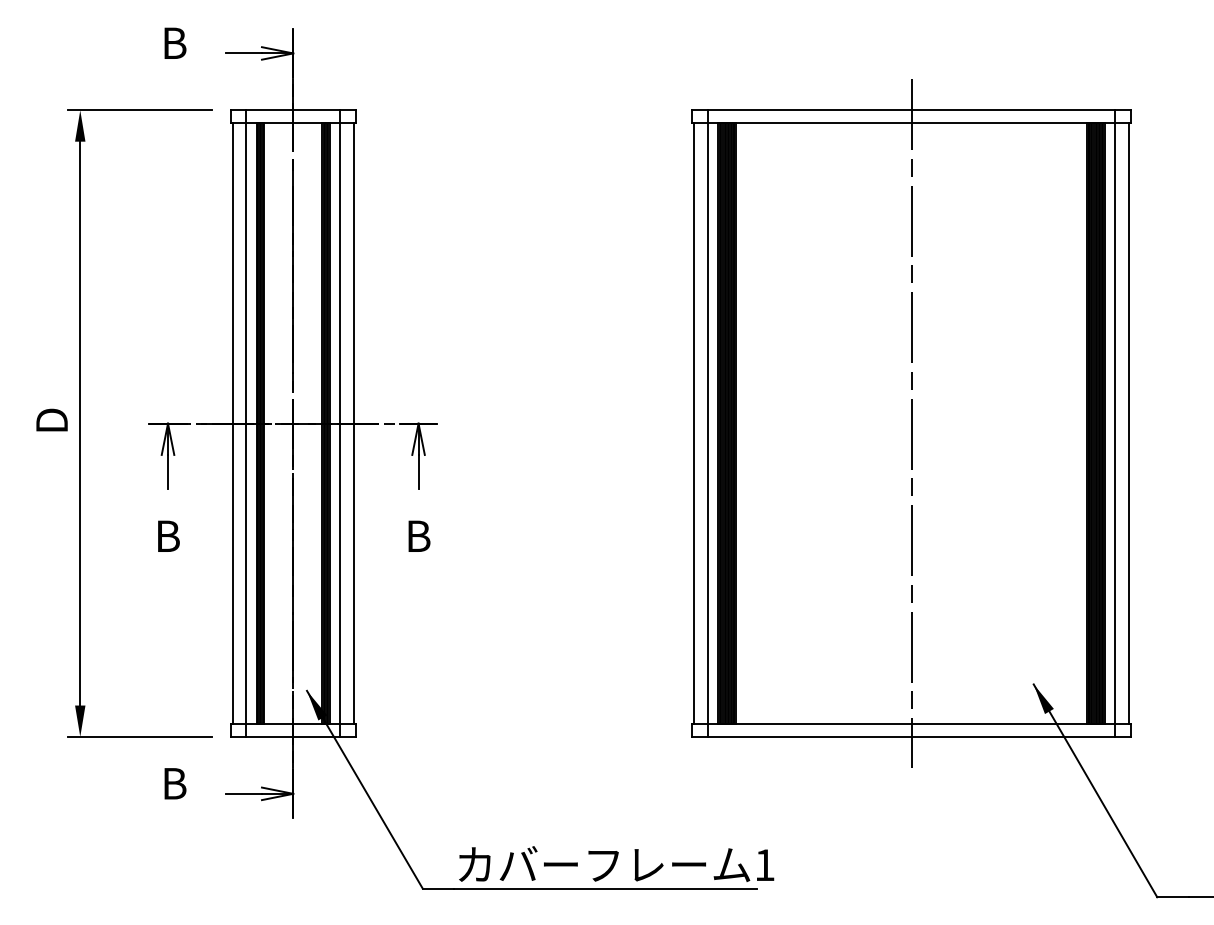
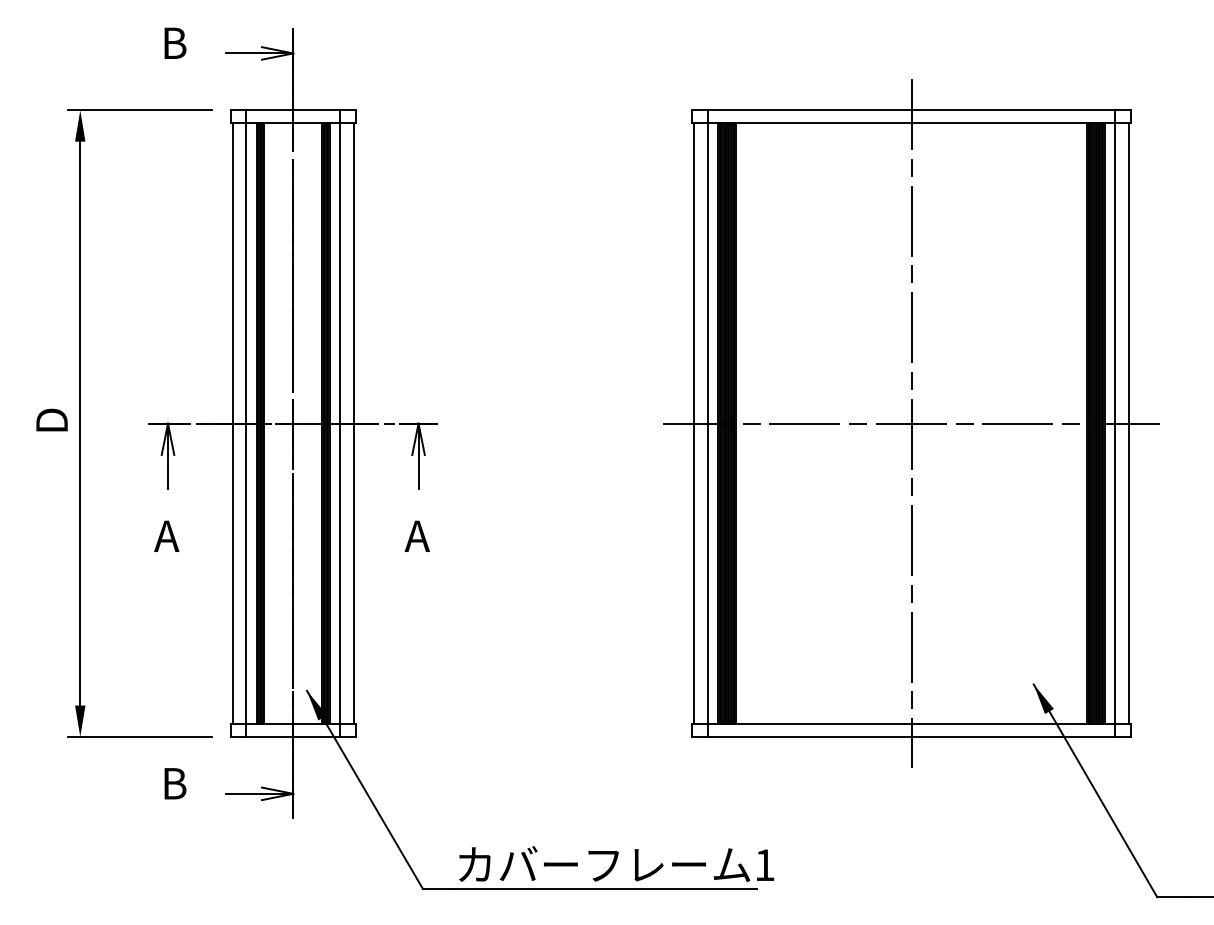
line: none -> present (911, 423)
text: B -> A (166, 535)
text: B -> A (417, 535)
